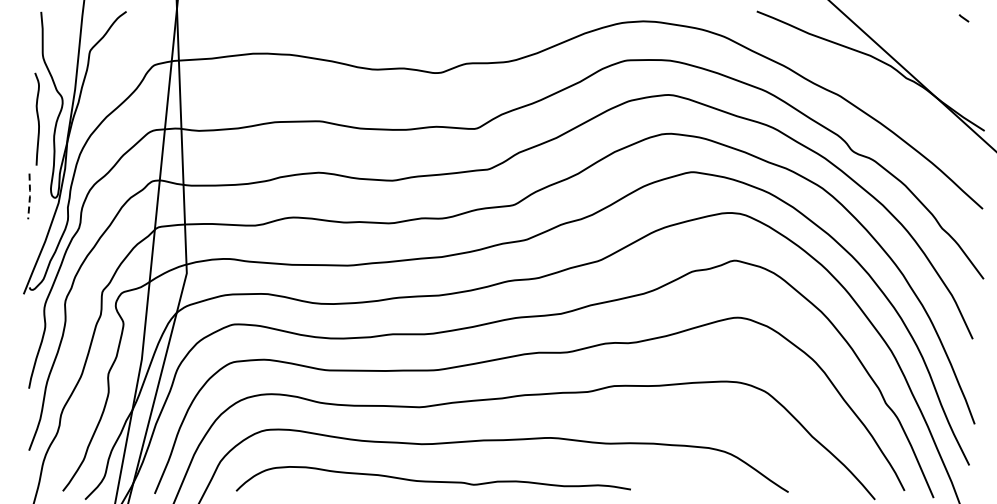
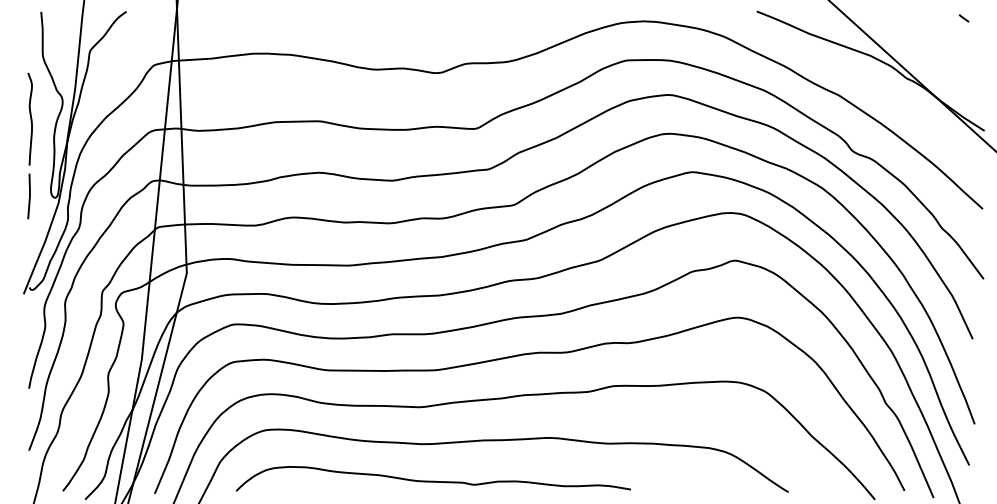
curve position: (37, 118) -> (30, 118) (30, 118)
line: dashed -> solid (29, 195)
